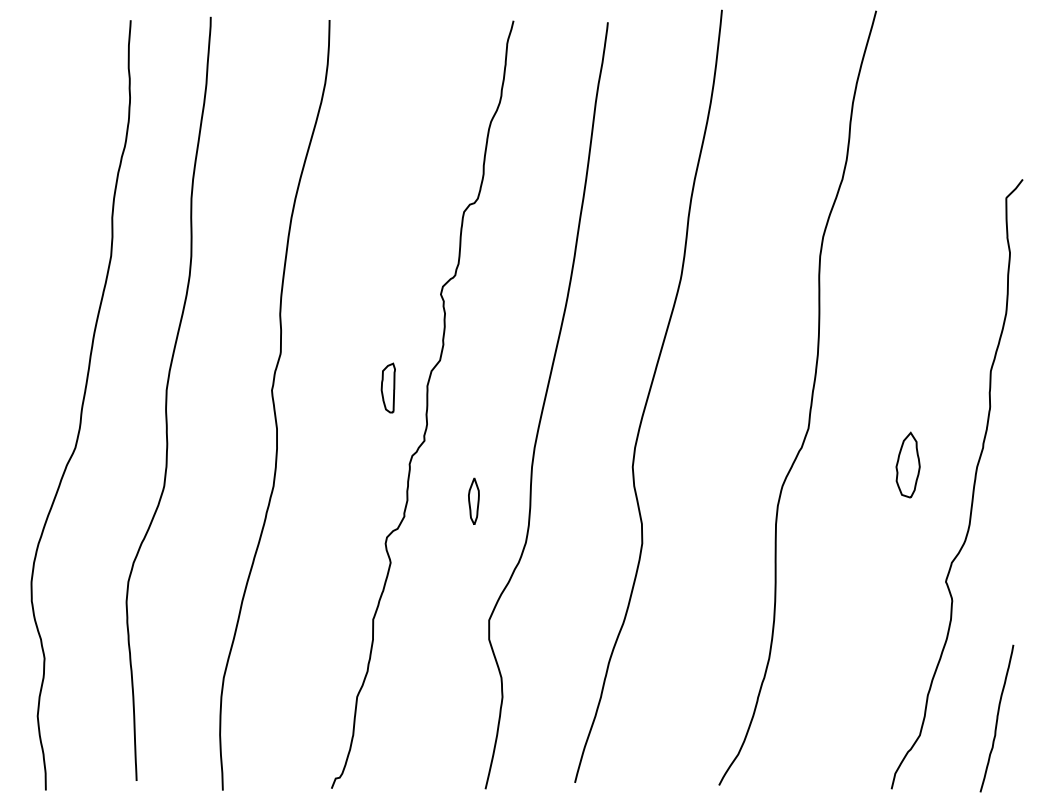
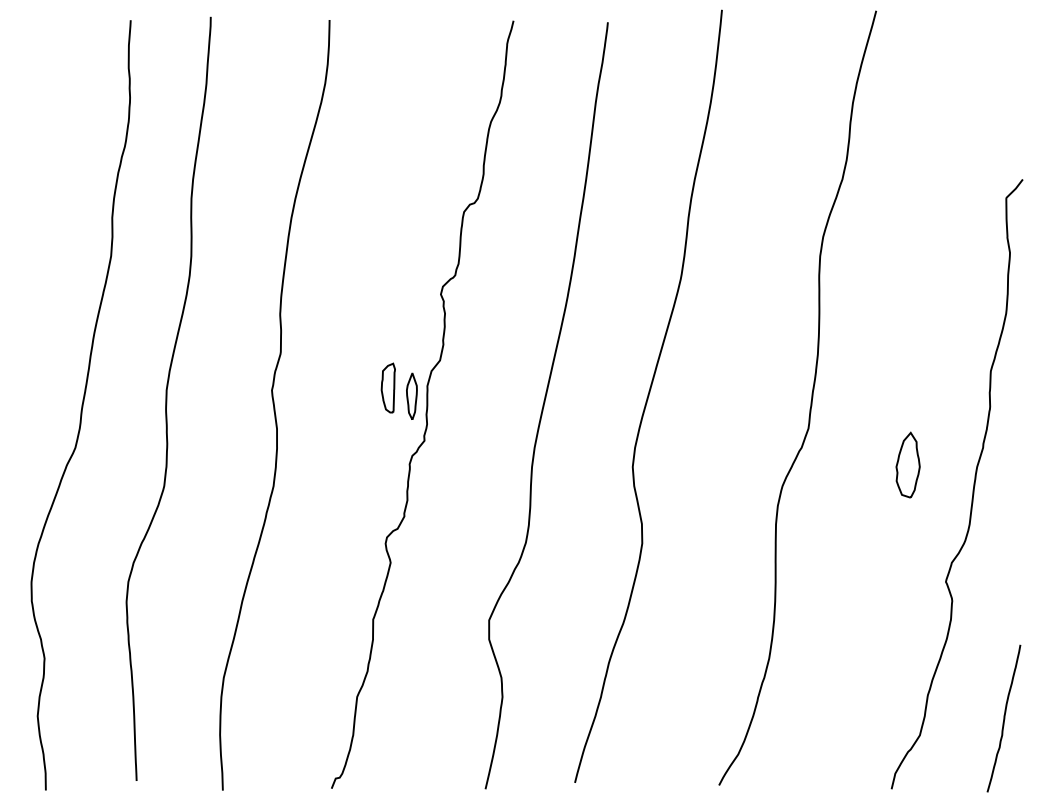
part position: (473, 500) -> (411, 395) (411, 395)
curve position: (996, 718) -> (1003, 718) (1003, 718)
